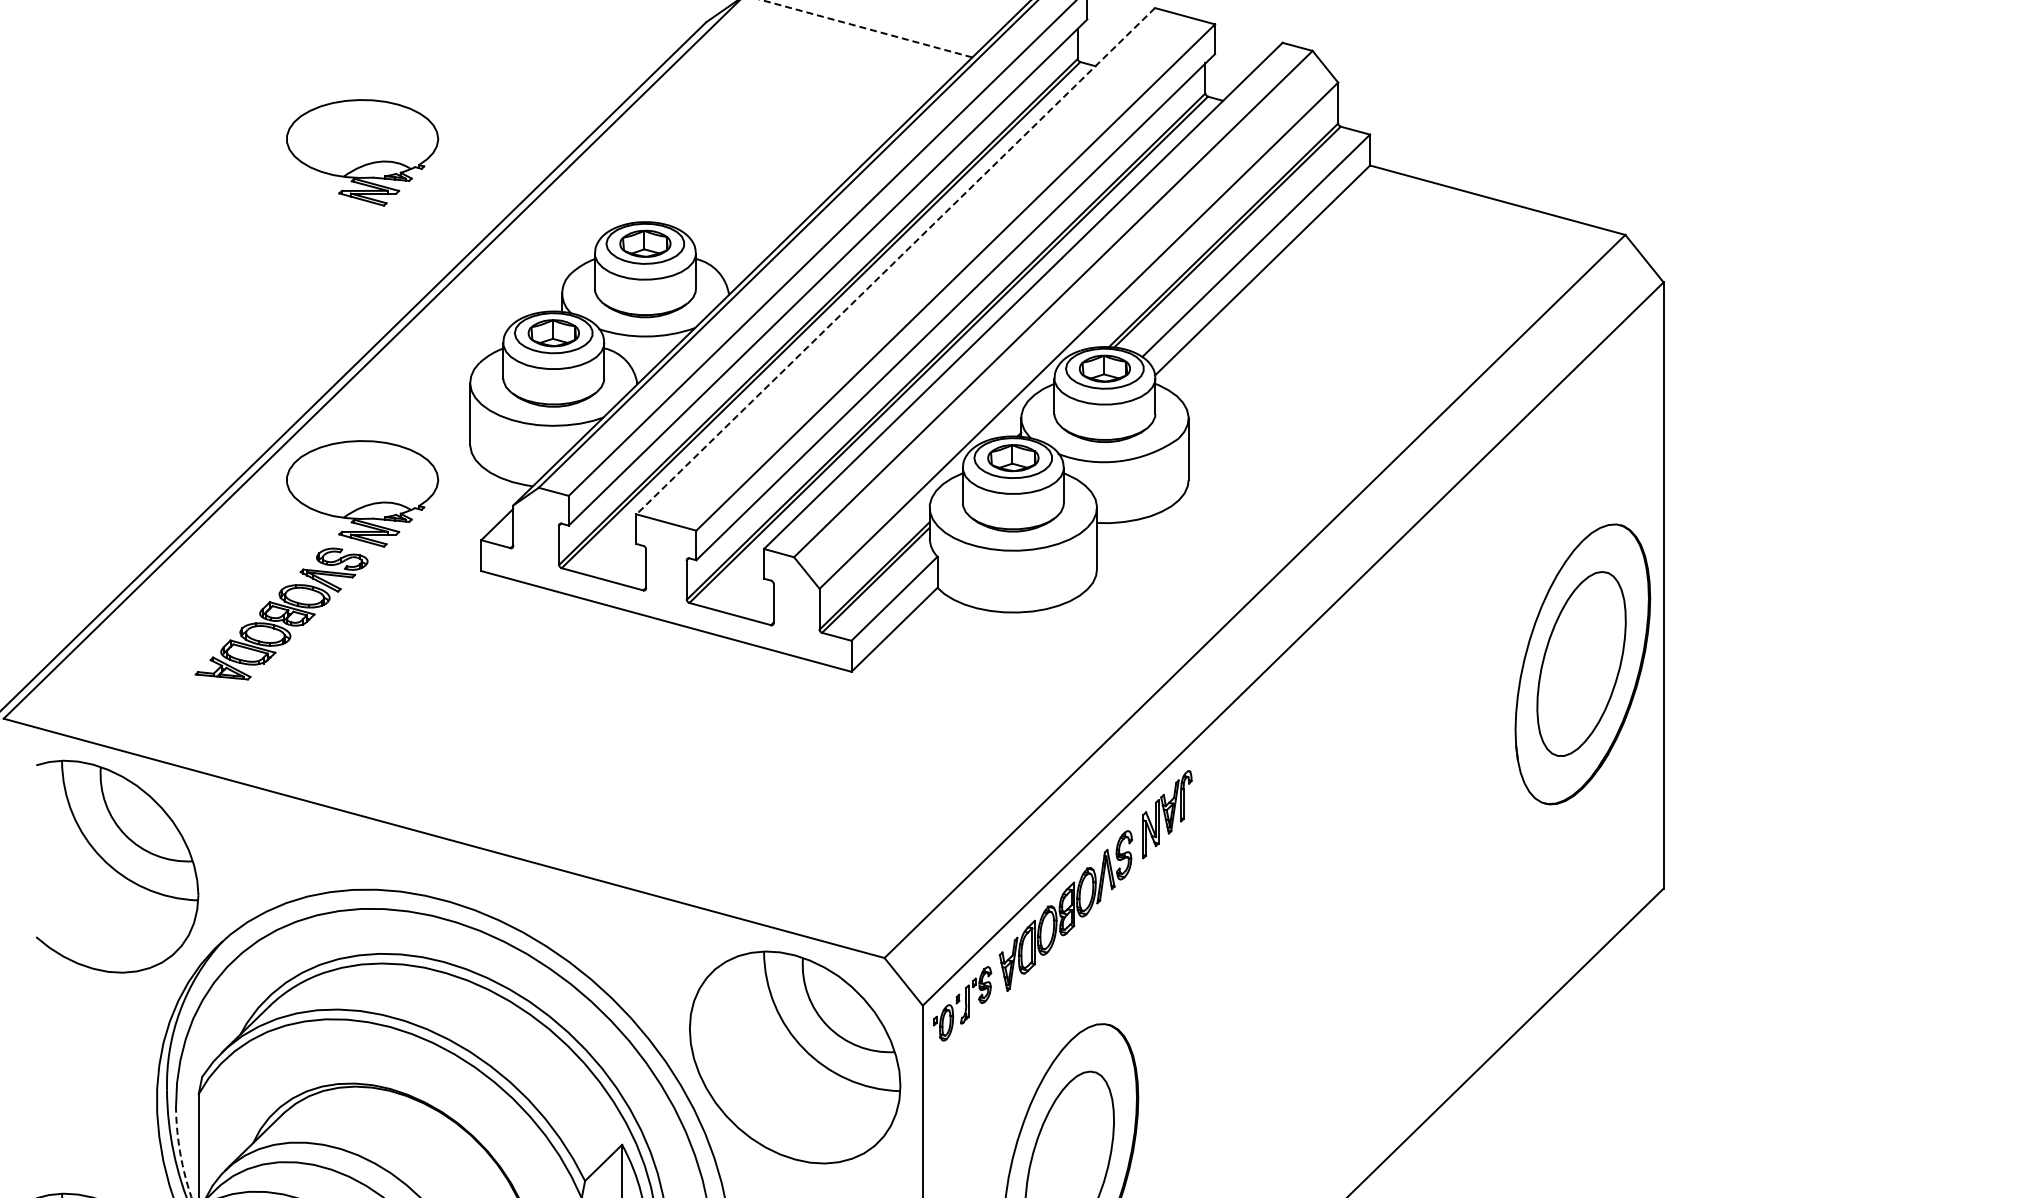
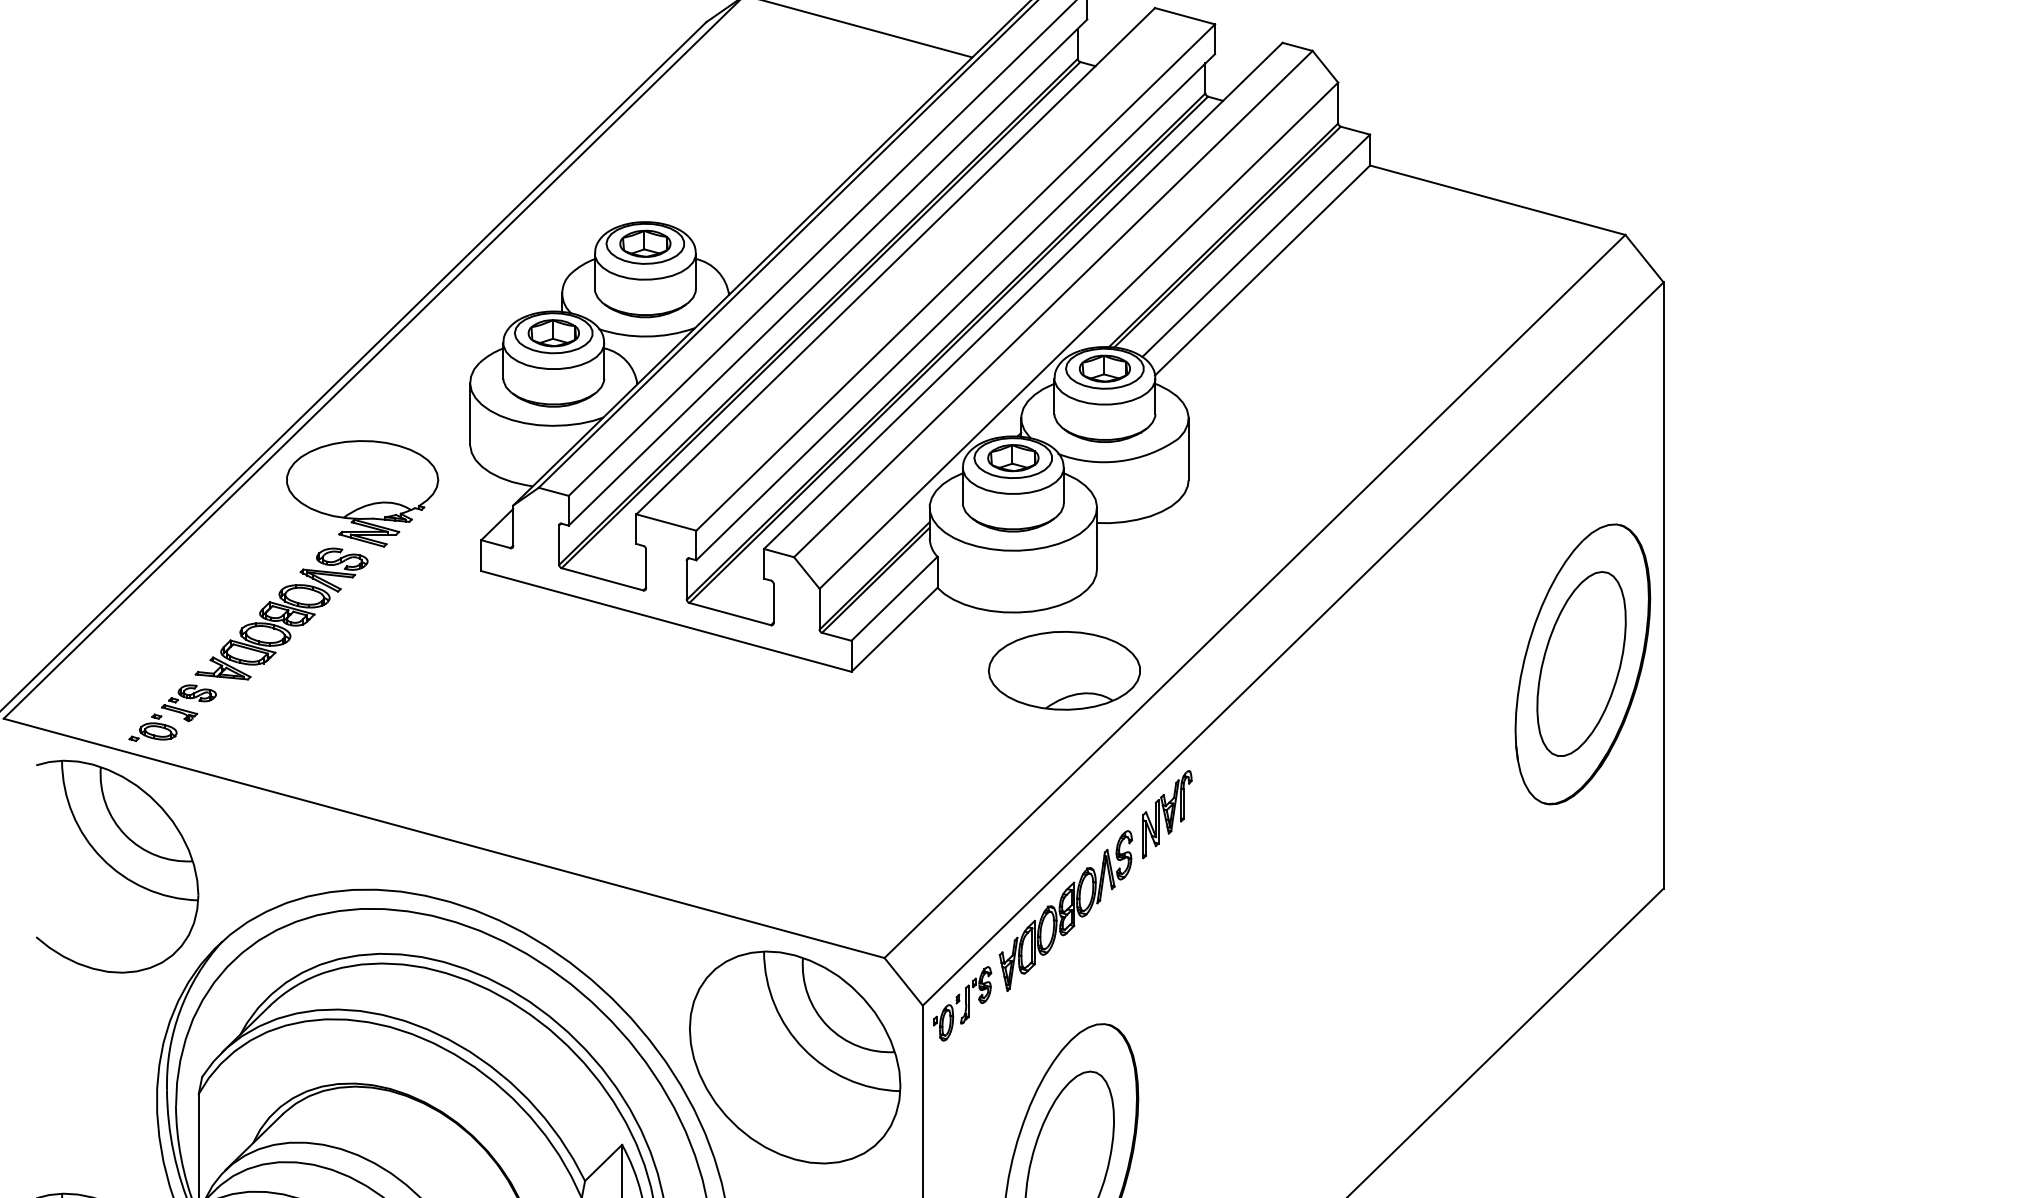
line: dashed -> solid (867, 28)
part: present -> none (362, 152)
line: dashed -> solid (895, 261)
part: none -> present (1063, 670)
part: none -> present (172, 712)
arc: dashed -> solid (180, 1152)
